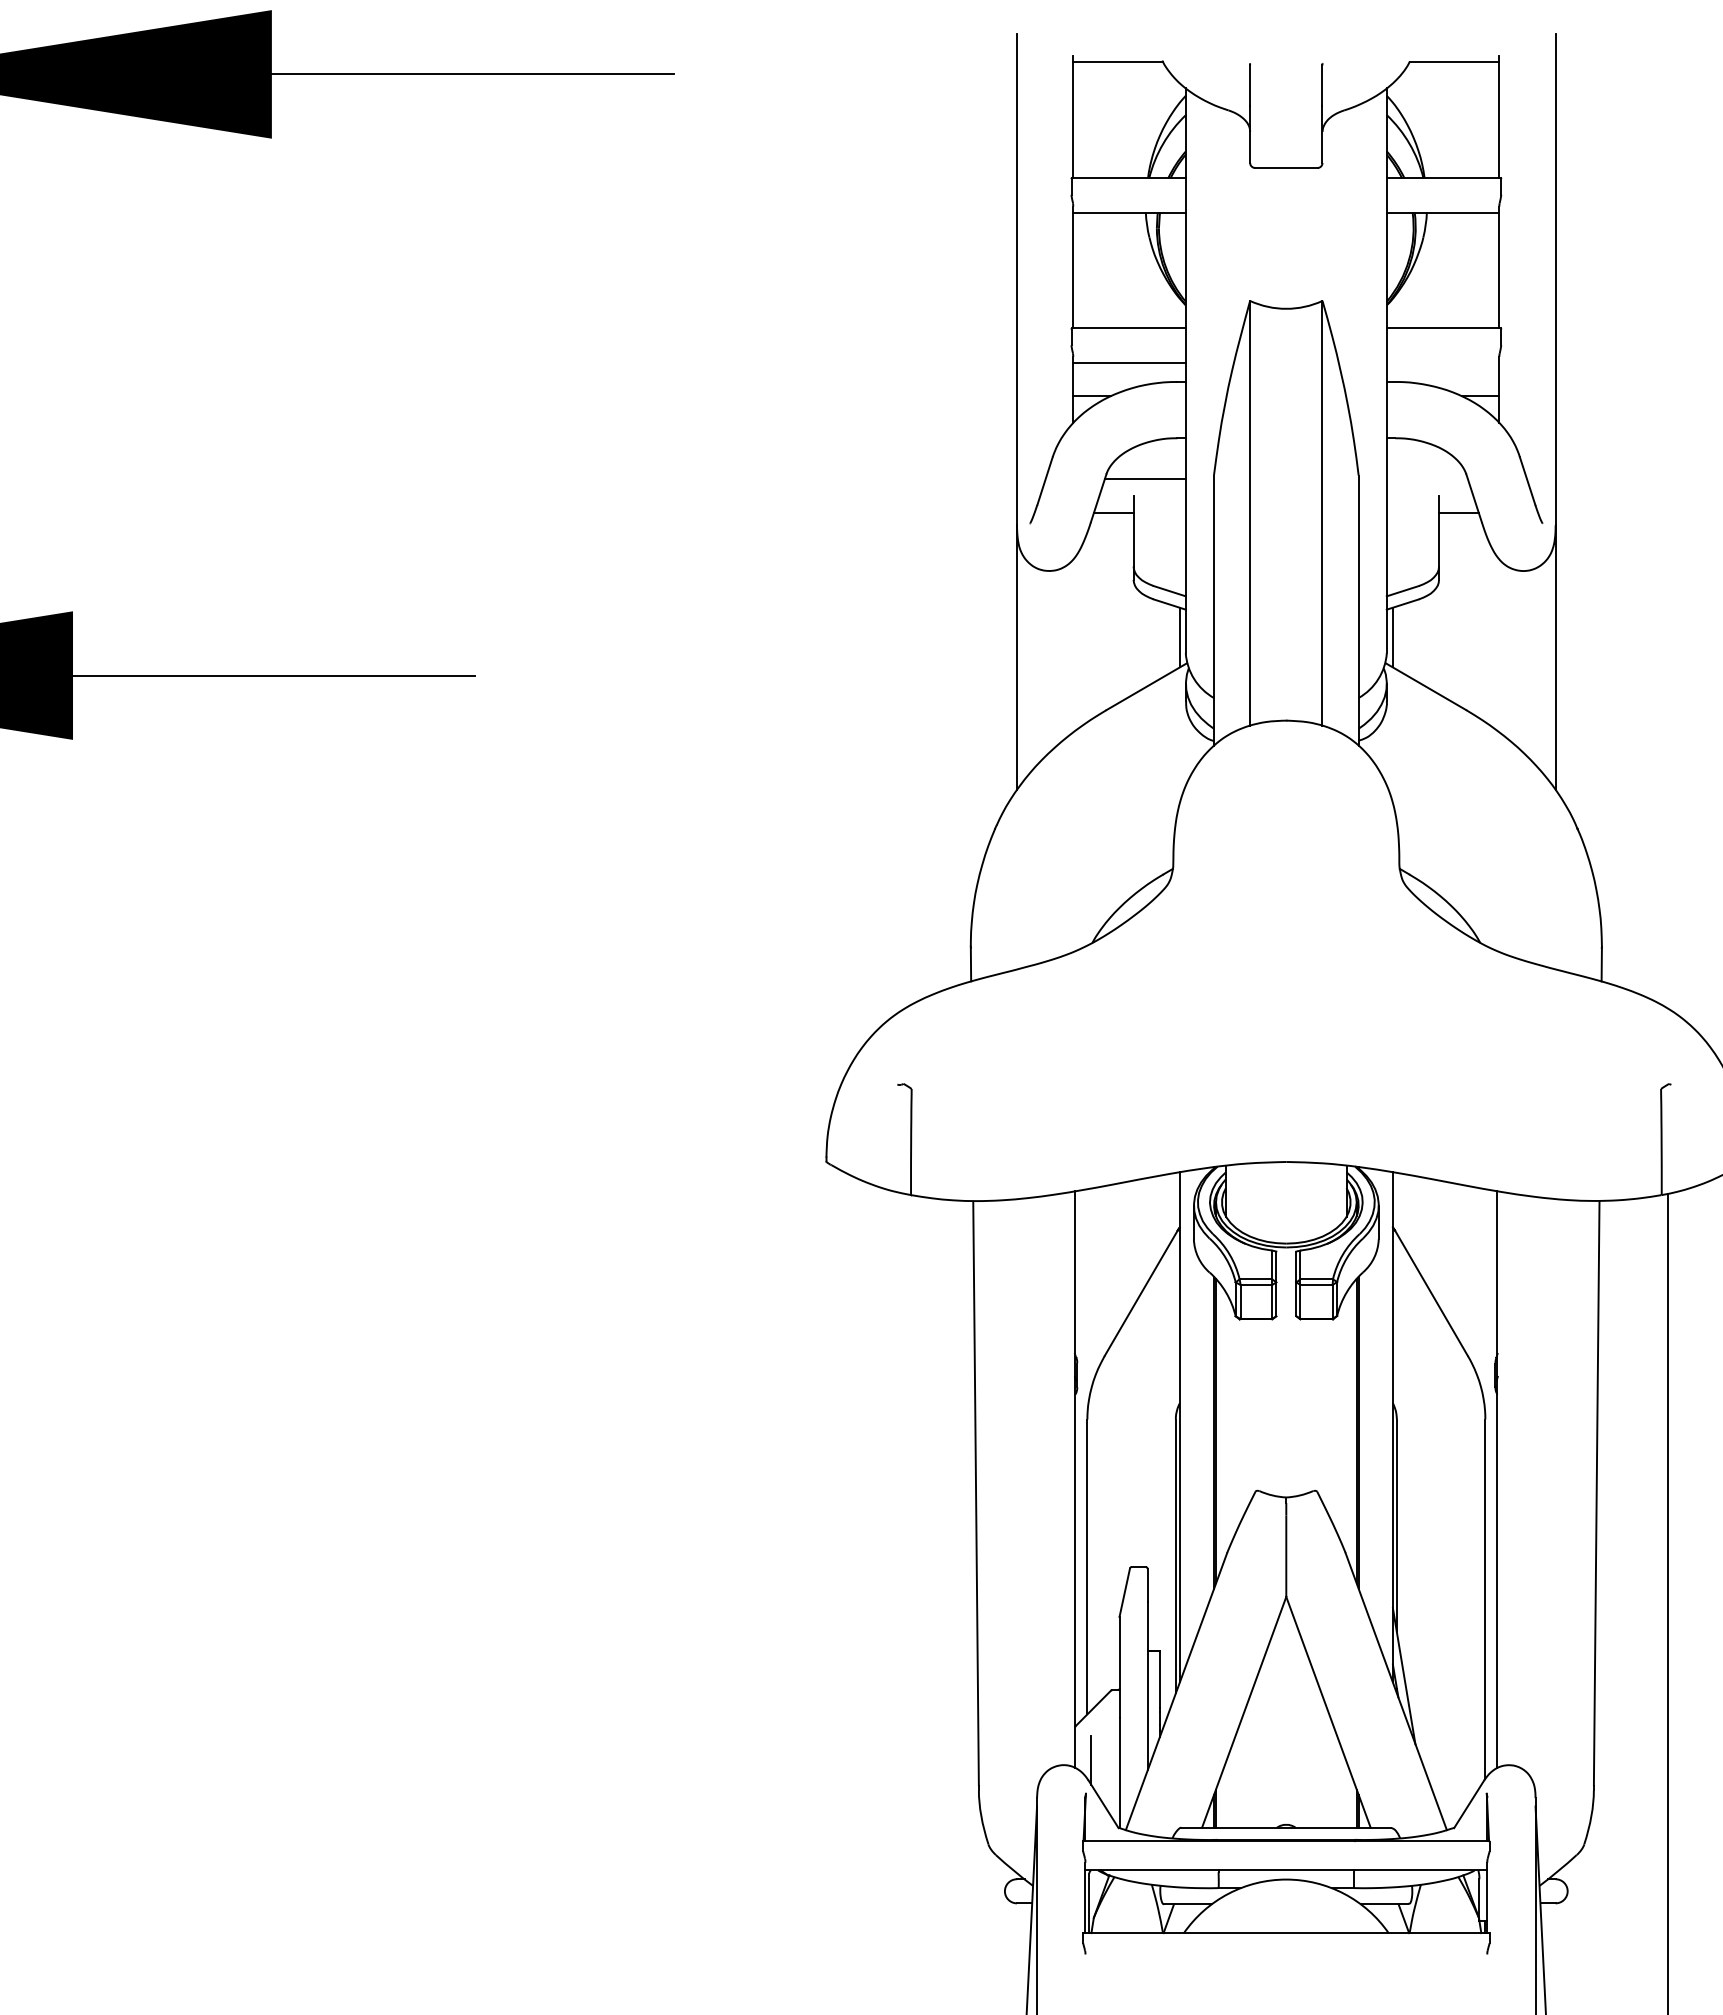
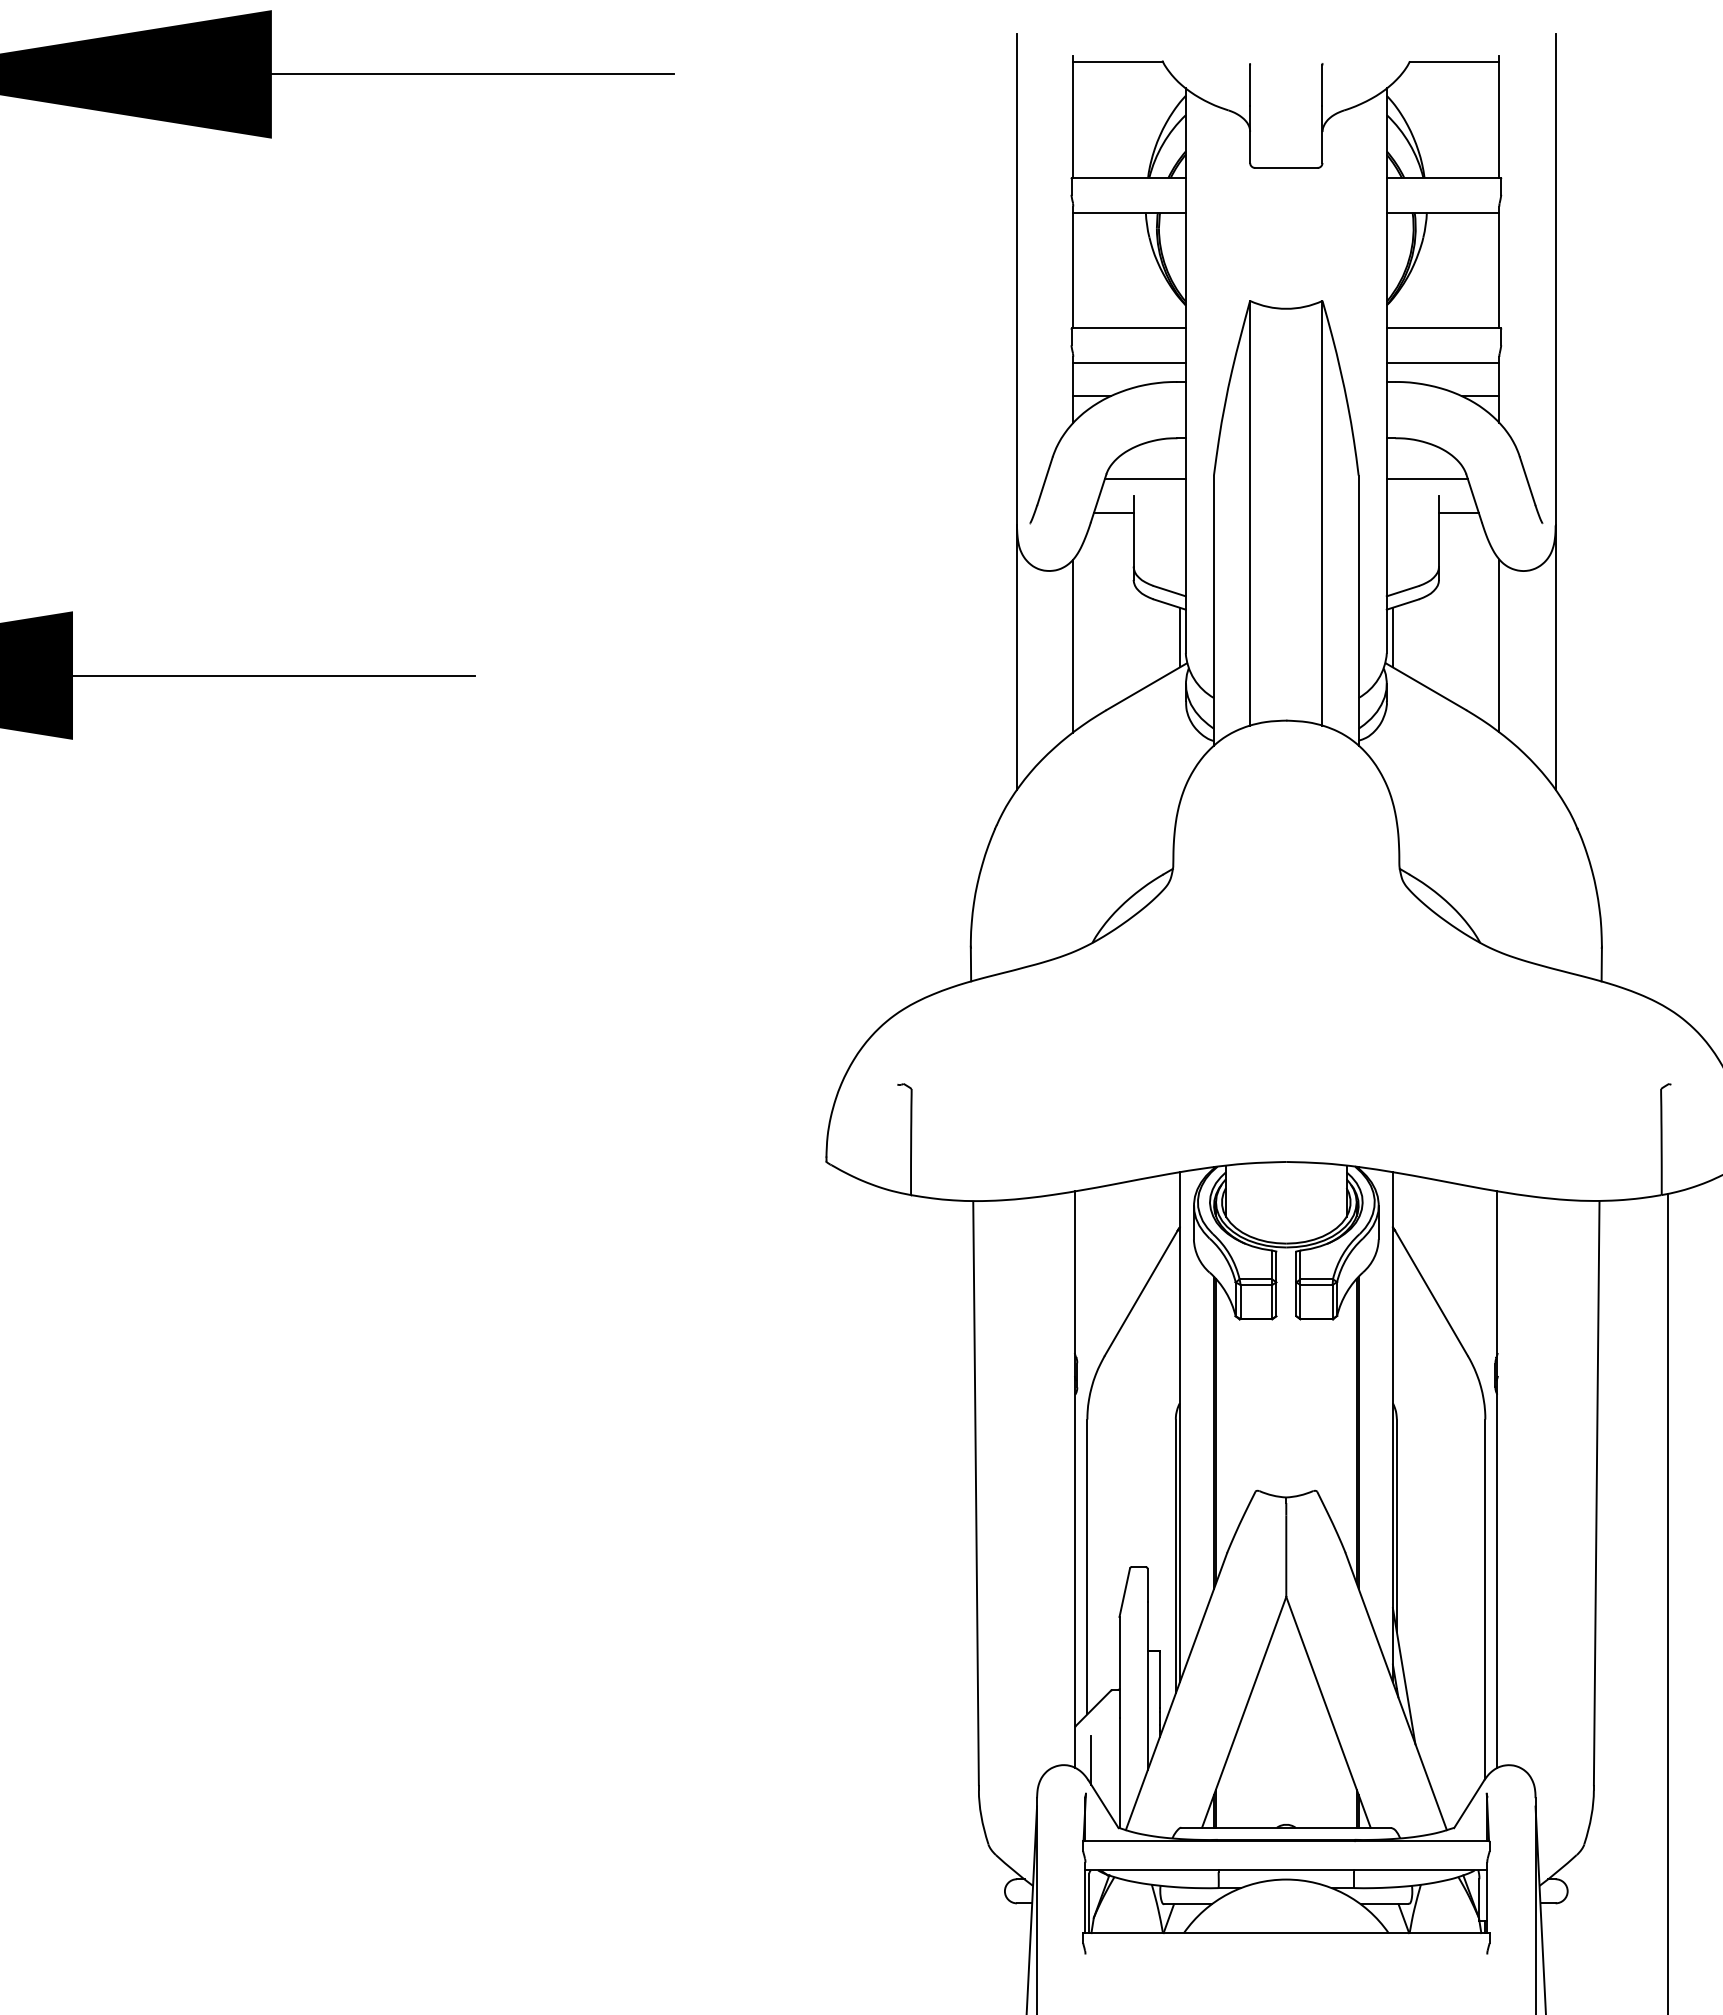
line: none -> present (1442, 363)
line: none -> present (1426, 478)
line: none -> present (1073, 645)
line: none -> present (1499, 645)
